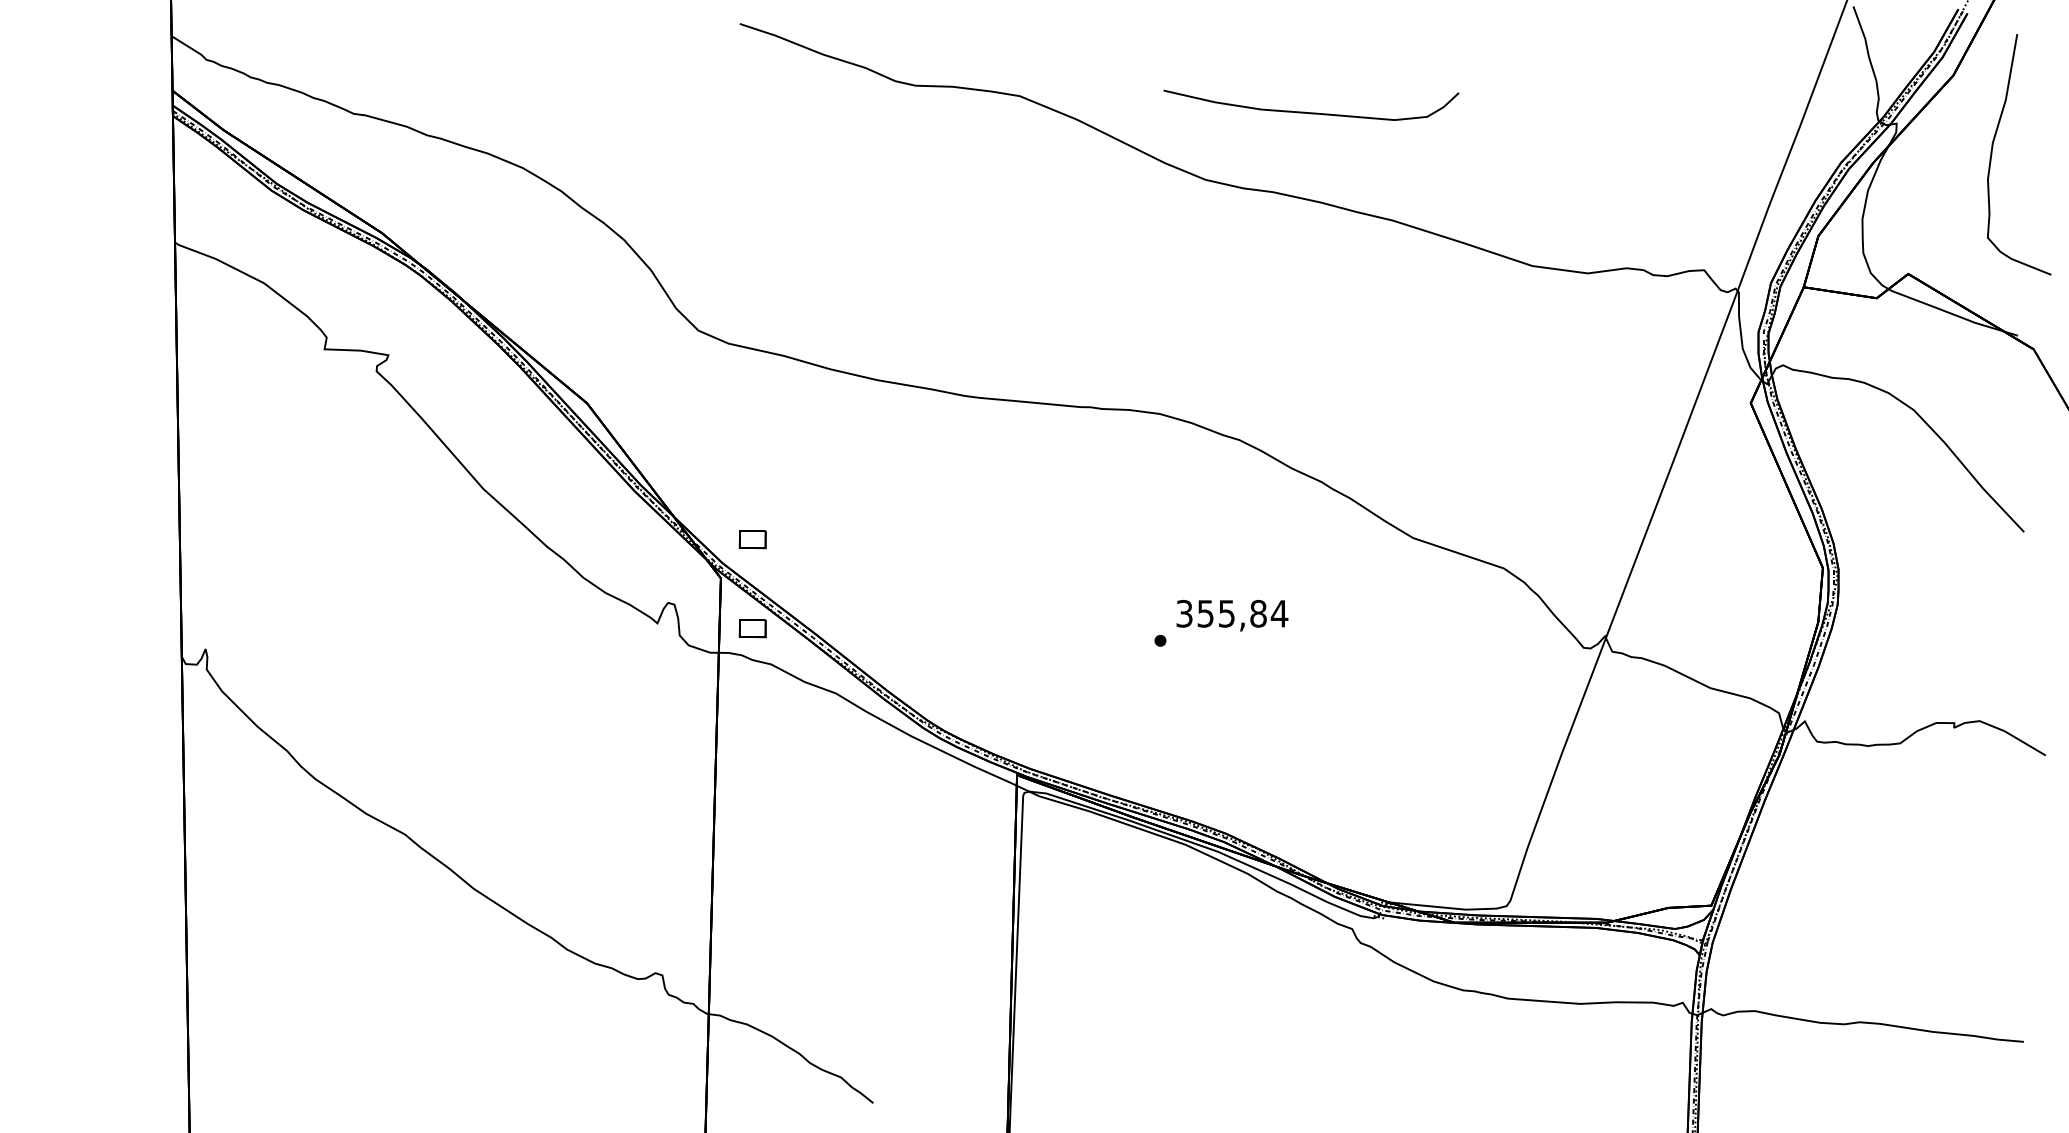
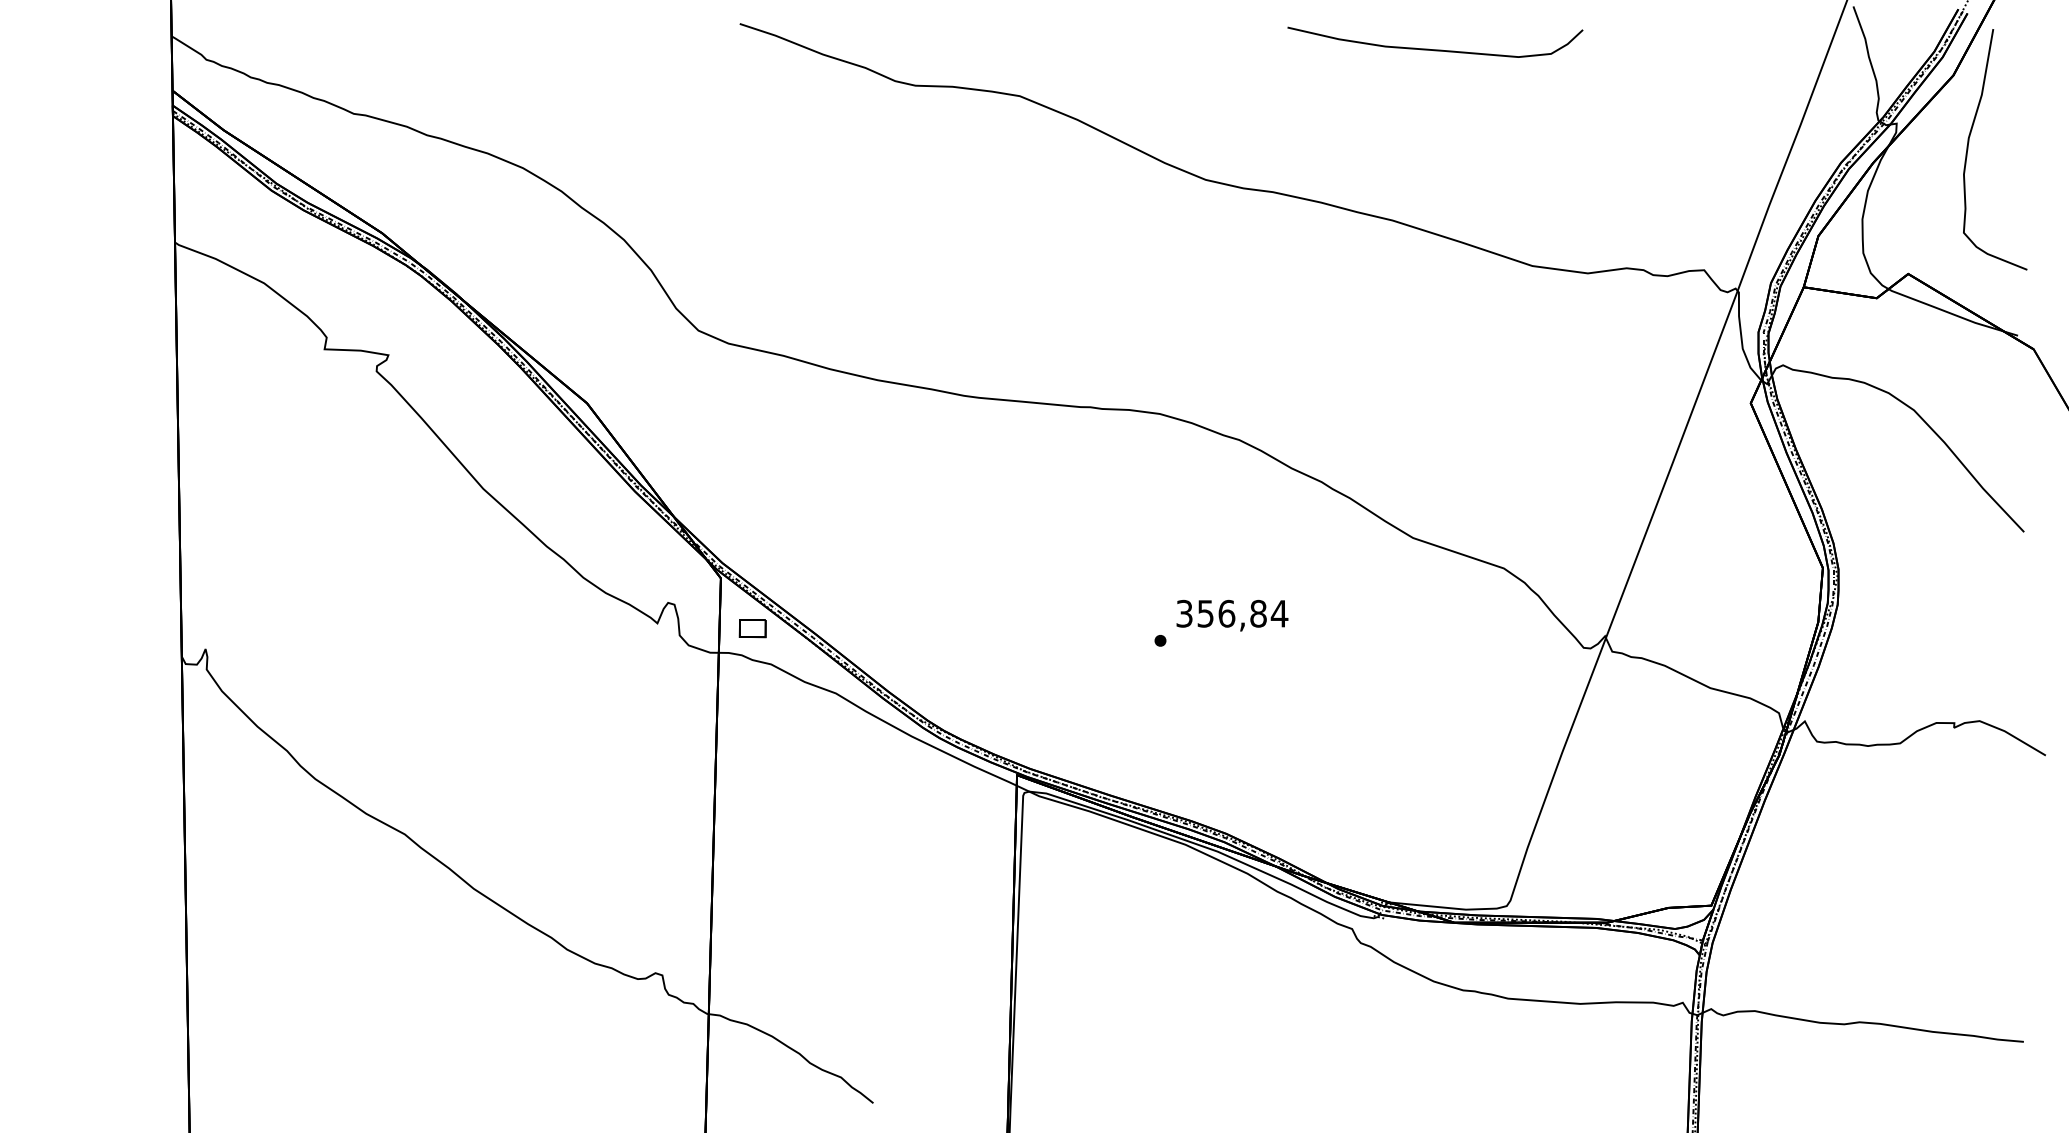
curve position: (1311, 112) -> (1435, 49) (1435, 49)
curve position: (1993, 147) -> (1969, 142) (1969, 142)
part: present -> none (752, 539)
text: 355,84 -> 356,84 (1226, 613)
